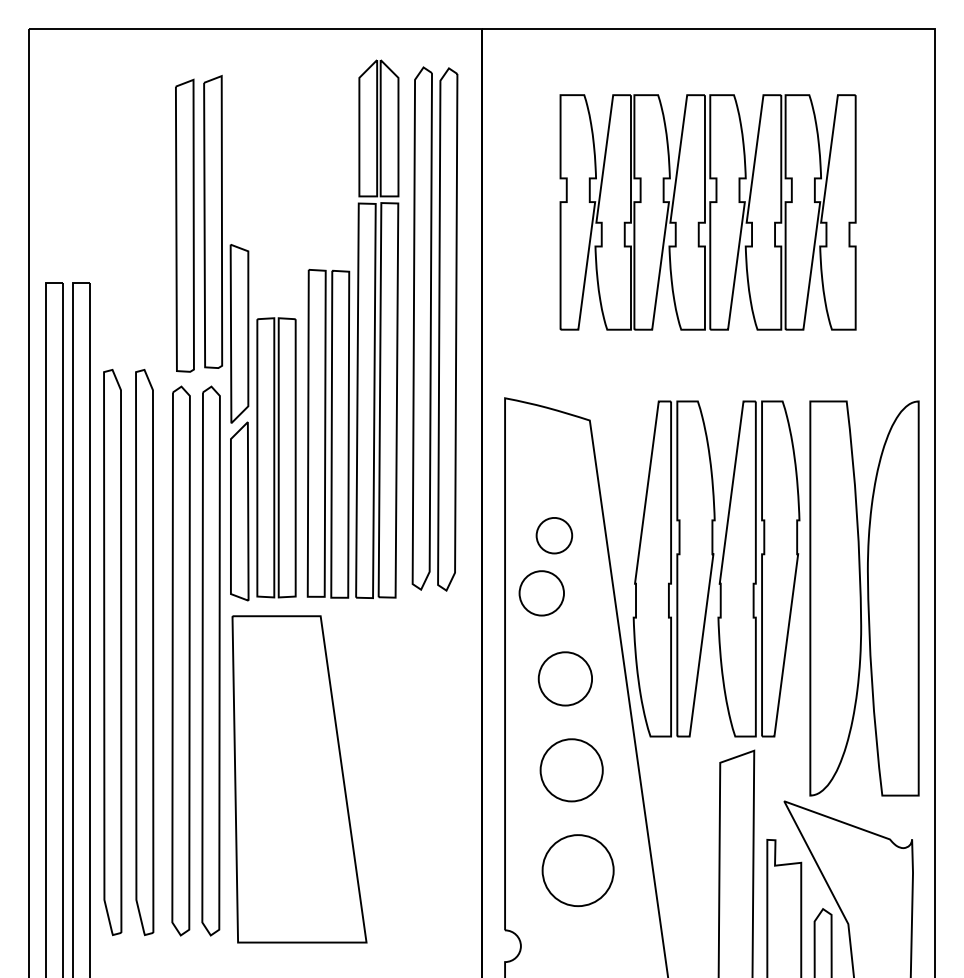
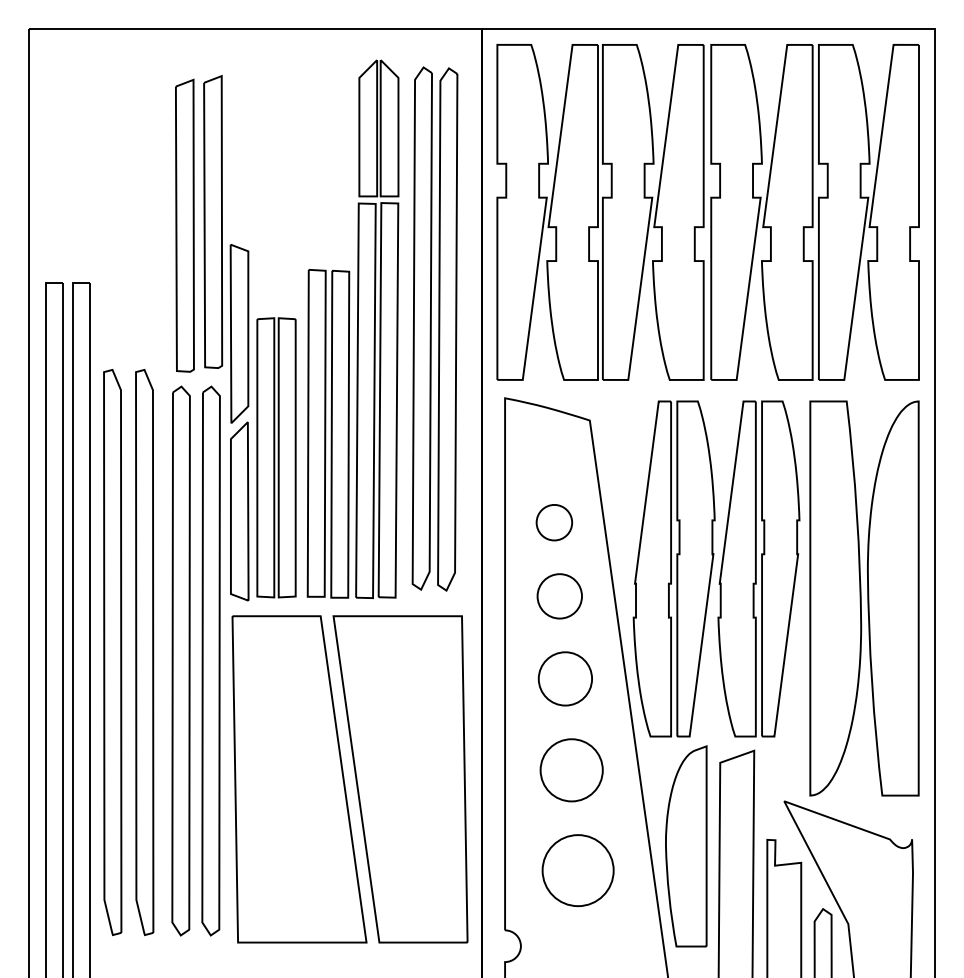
part size: 298x237 px -> 424x337 px (707, 212)
part position: (554, 535) -> (554, 522) (554, 522)
part position: (541, 593) -> (559, 596) (559, 596)
part: none -> present (400, 779)
part: none -> present (686, 846)
